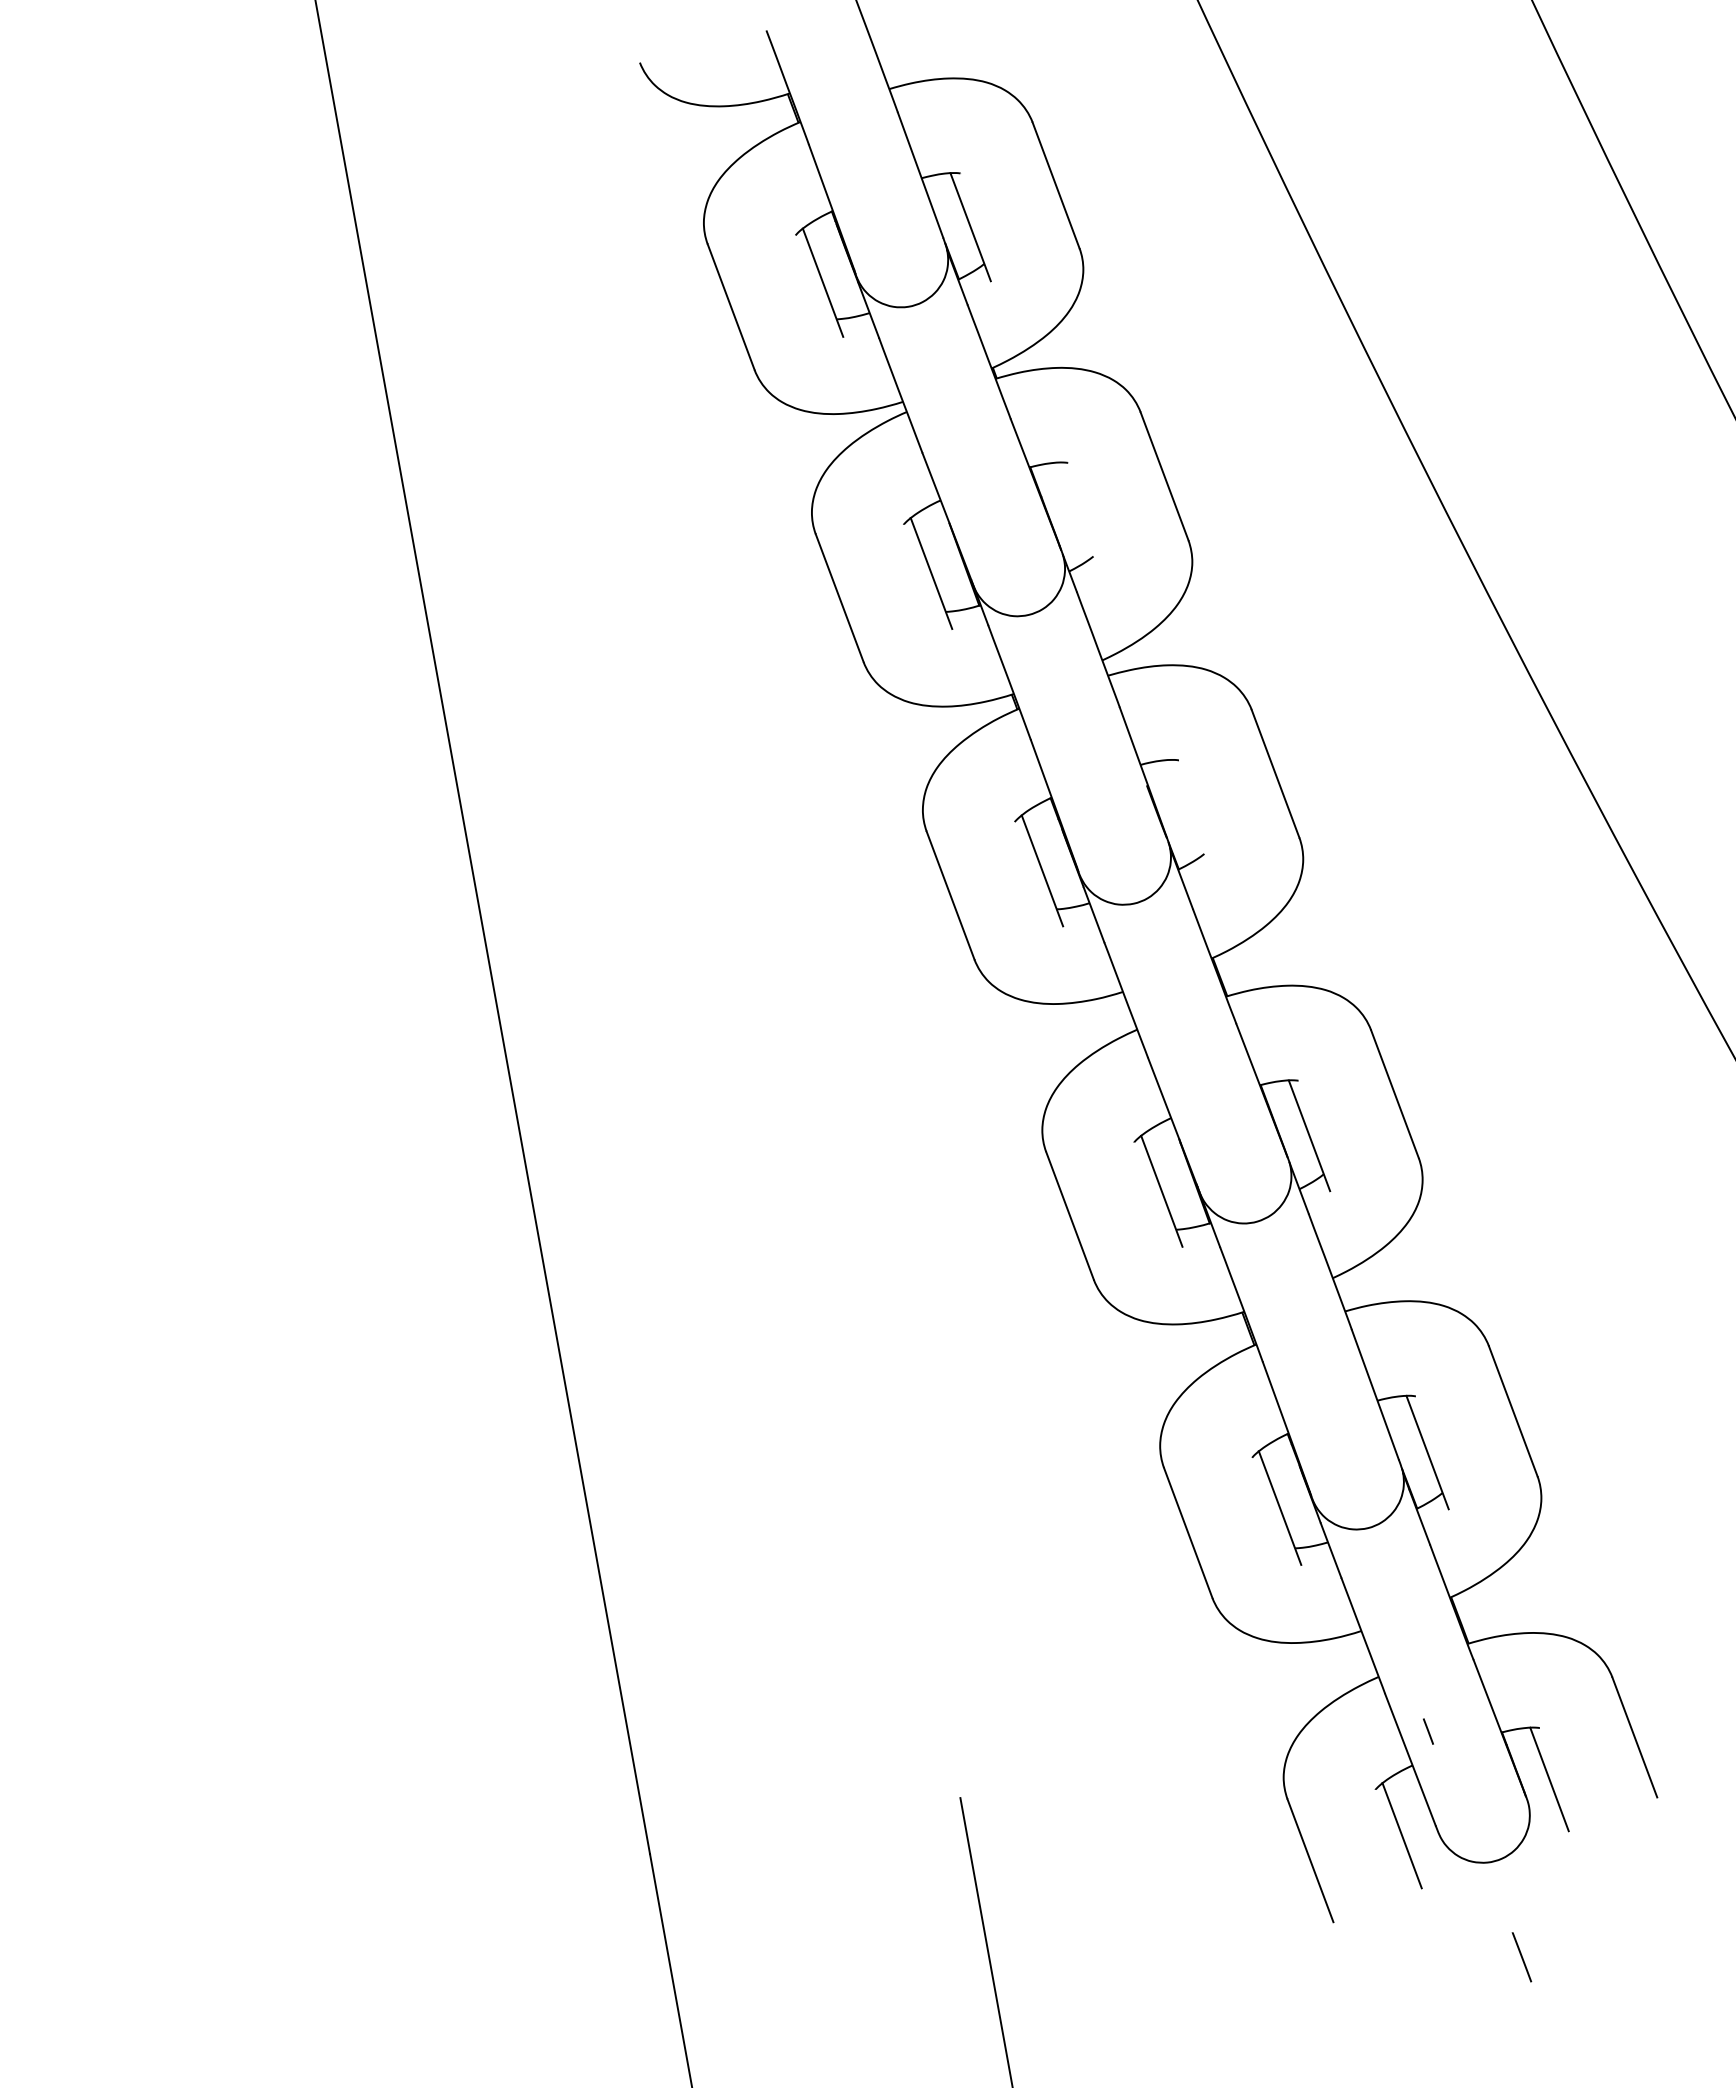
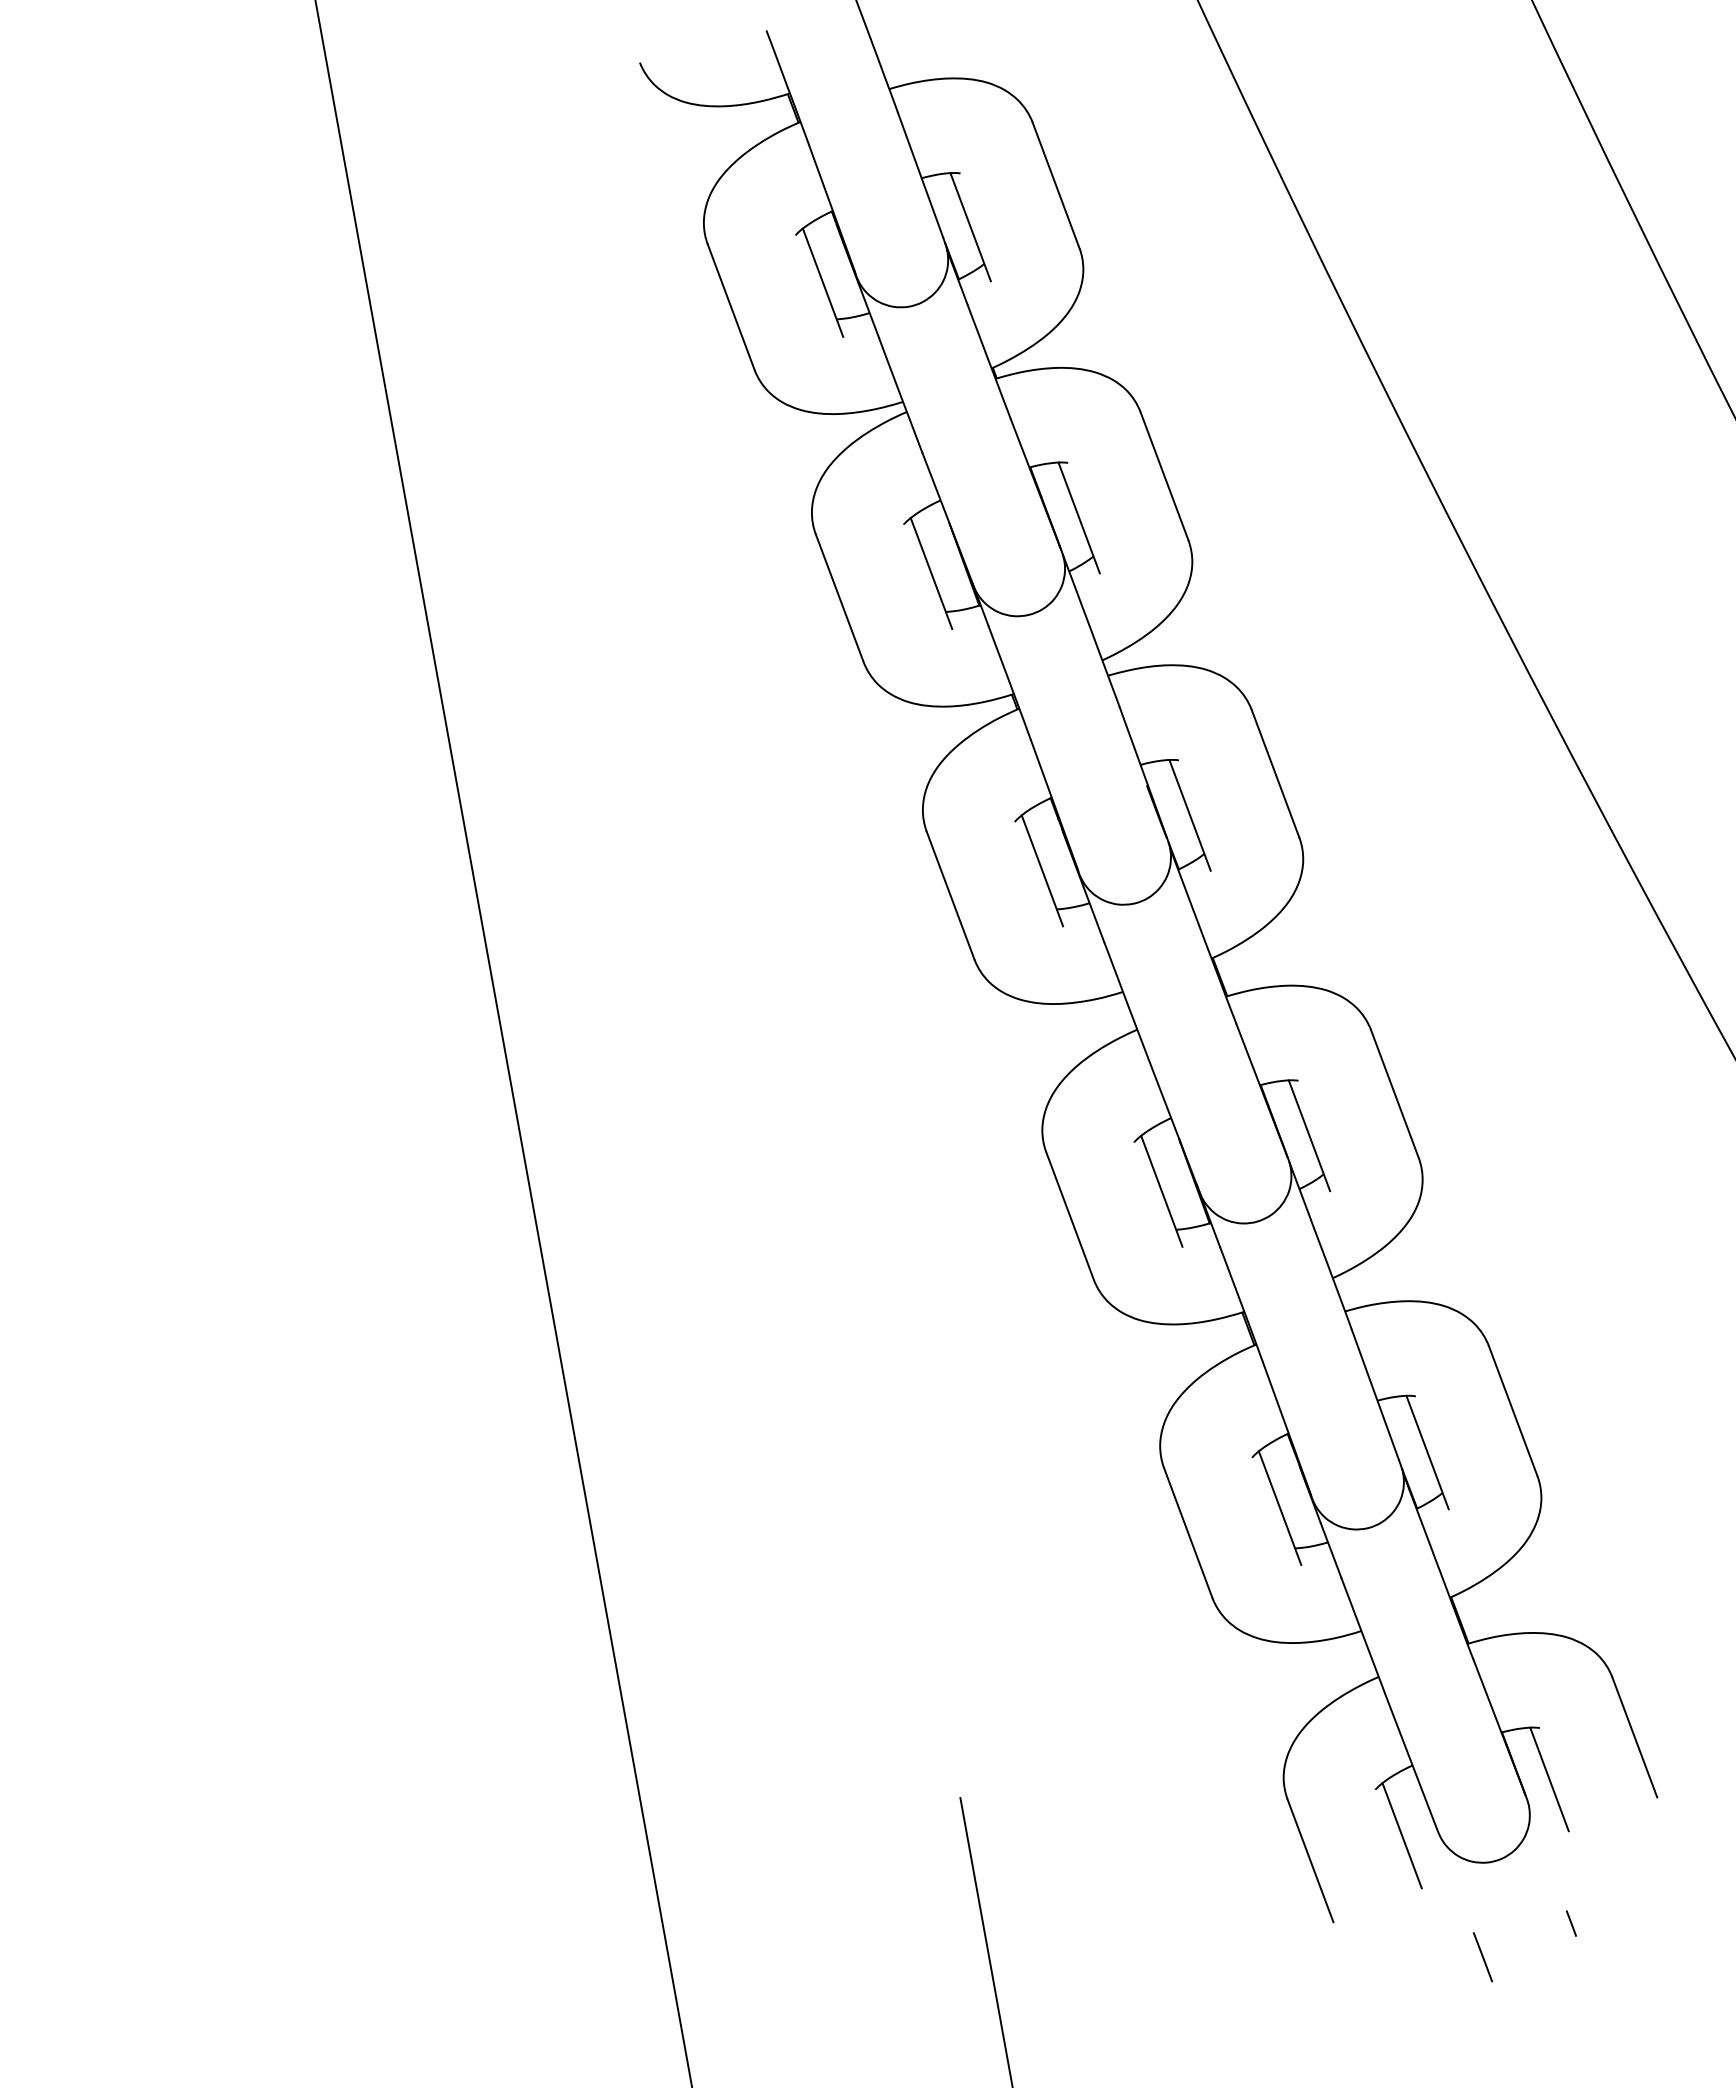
line: none -> present (1078, 517)
line: none -> present (1189, 814)
line position: (1428, 1731) -> (1571, 1923) (1571, 1923)
line position: (1521, 1957) -> (1482, 1957) (1482, 1957)
